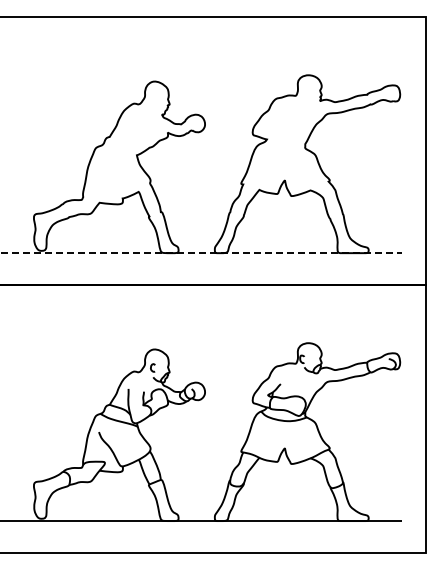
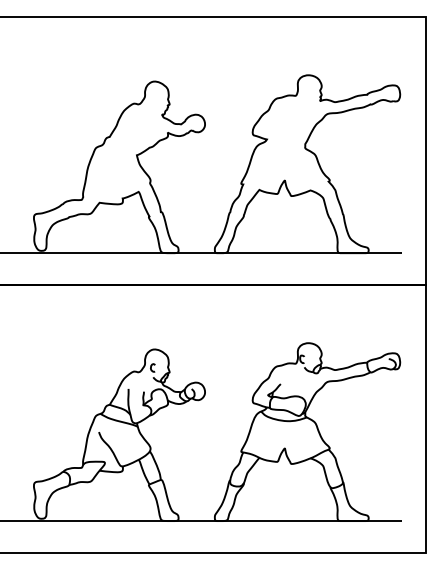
line: dashed -> solid (200, 253)
